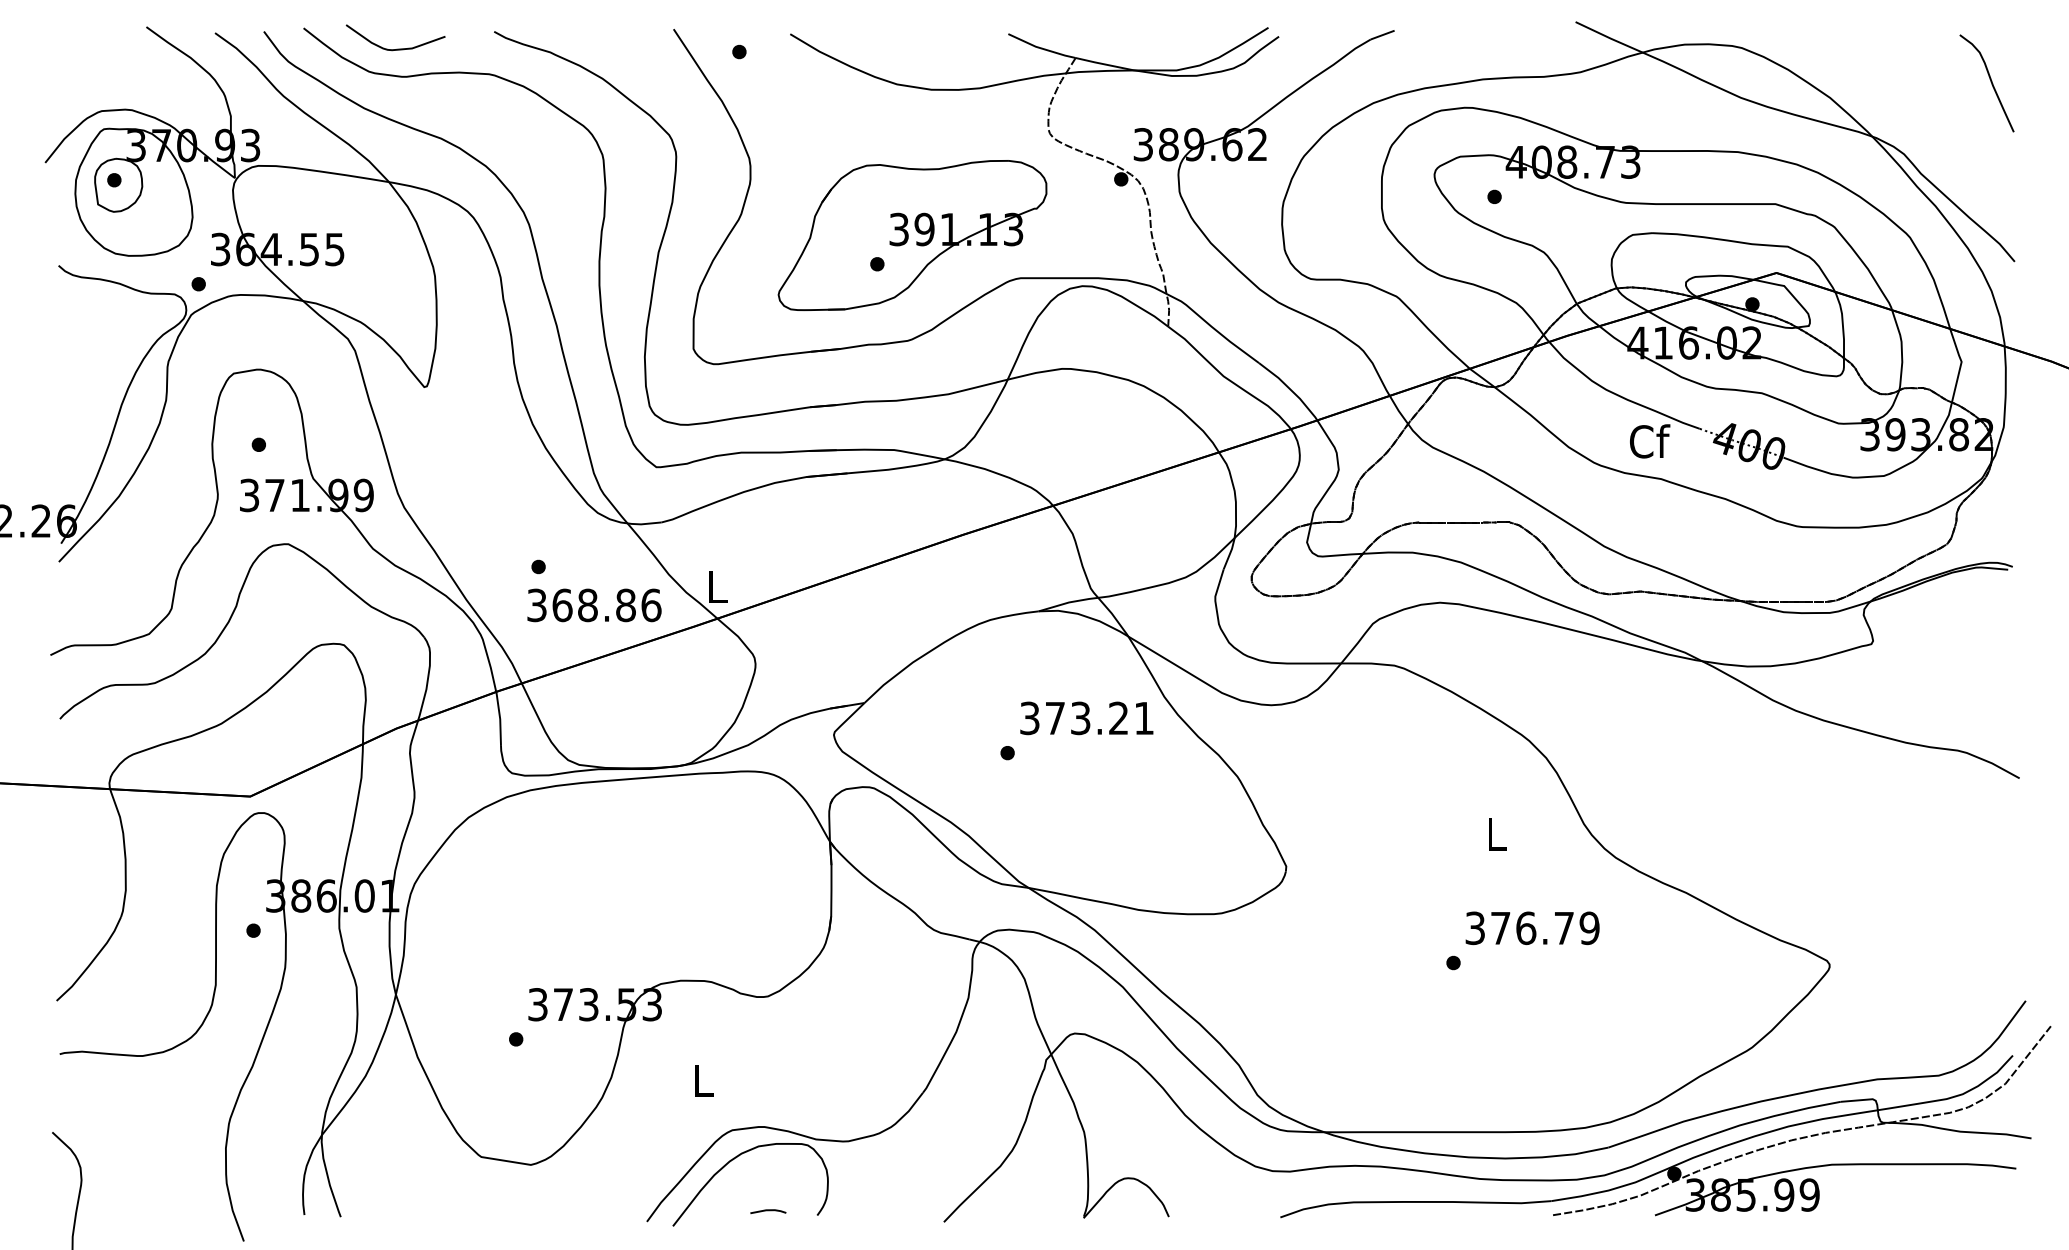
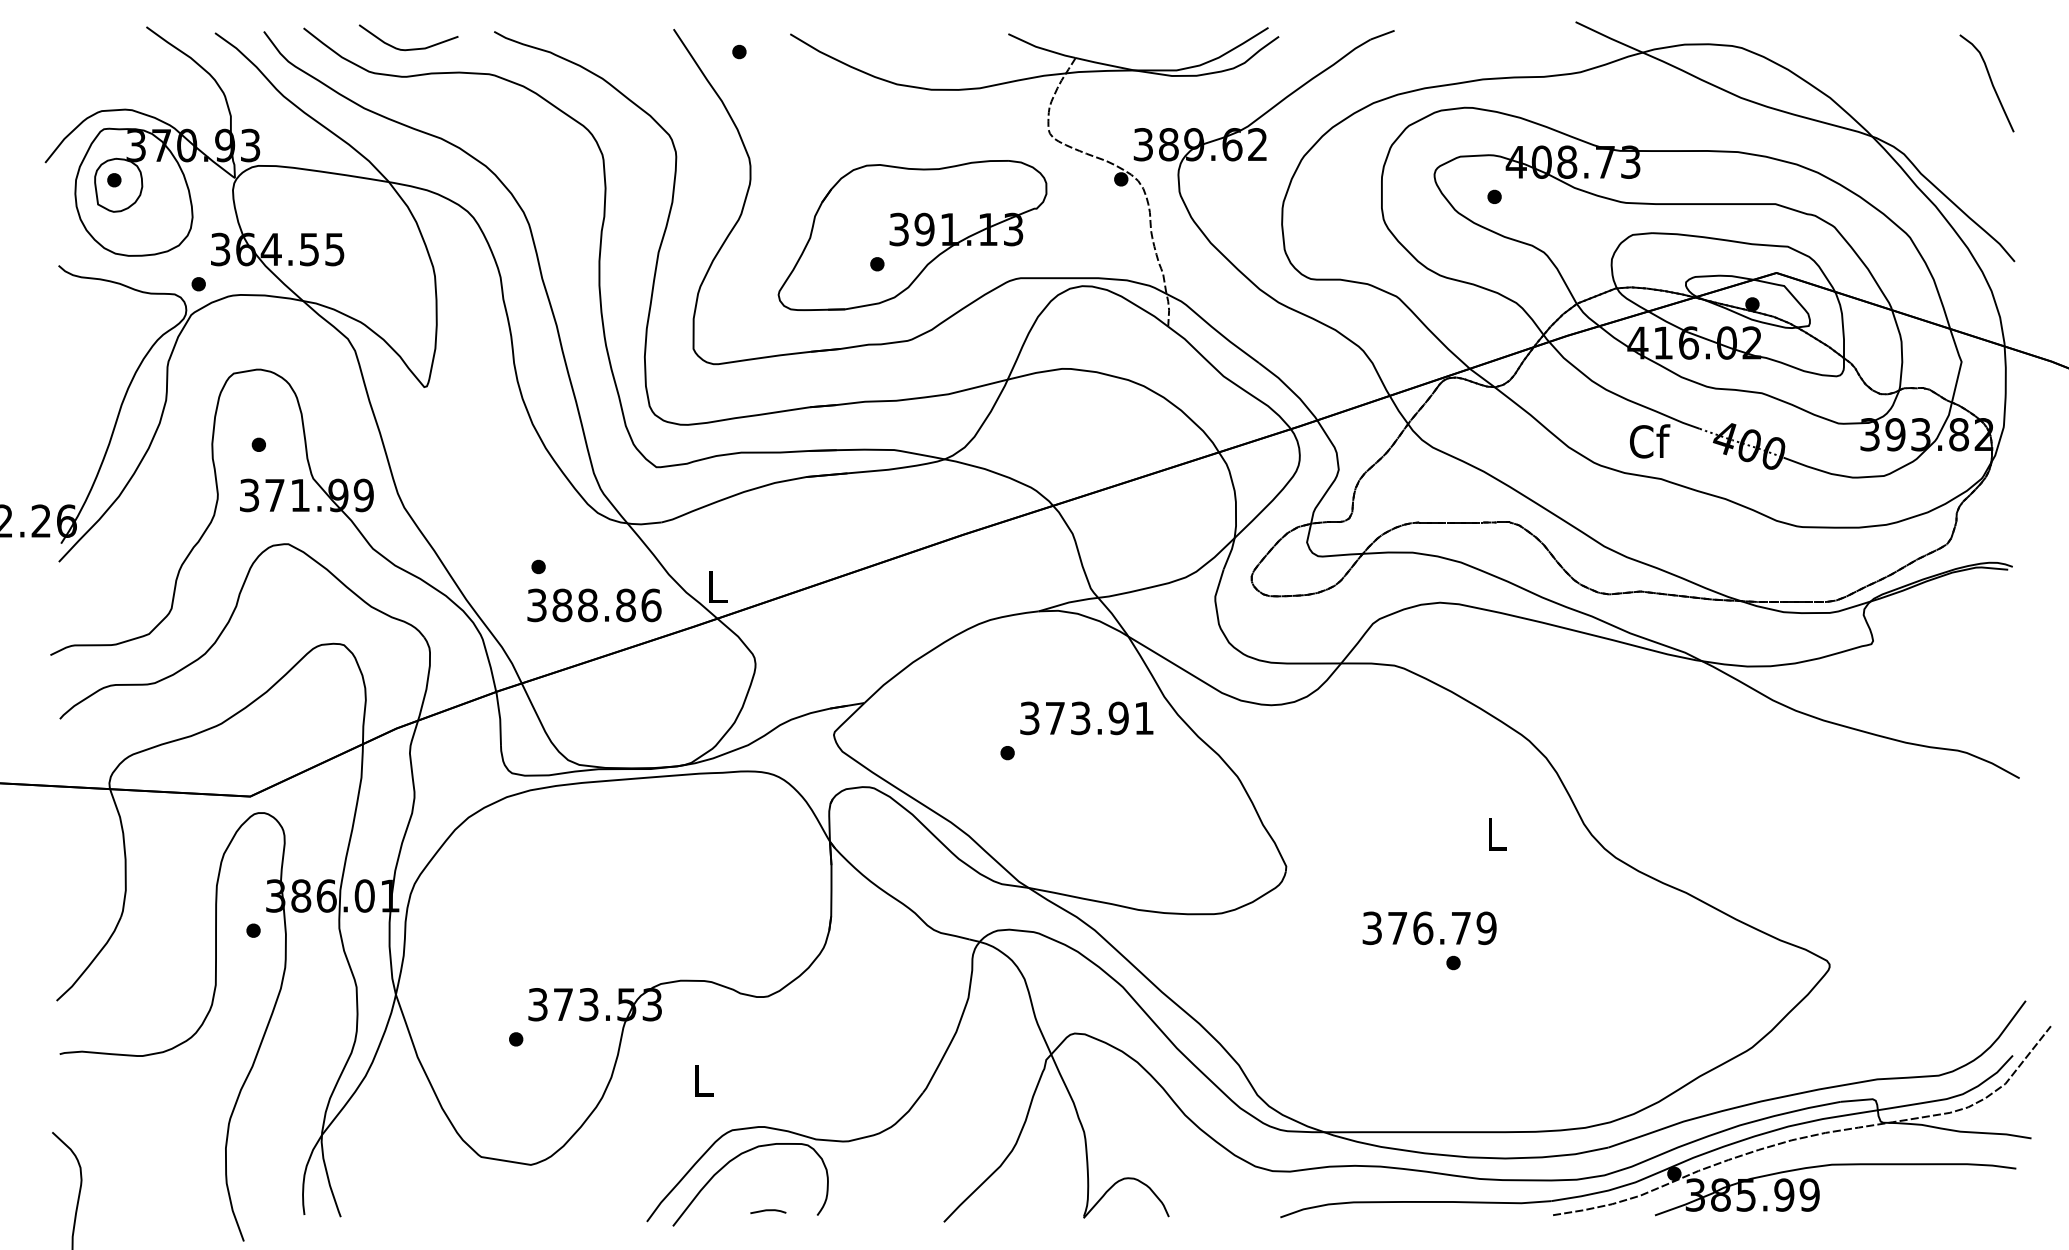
curve position: (396, 48) -> (409, 48) (409, 48)
text: 368.86 -> 388.86 (562, 605)
text: 373.21 -> 373.91 (1118, 718)
text position: (1532, 928) -> (1429, 928) (1429, 928)
